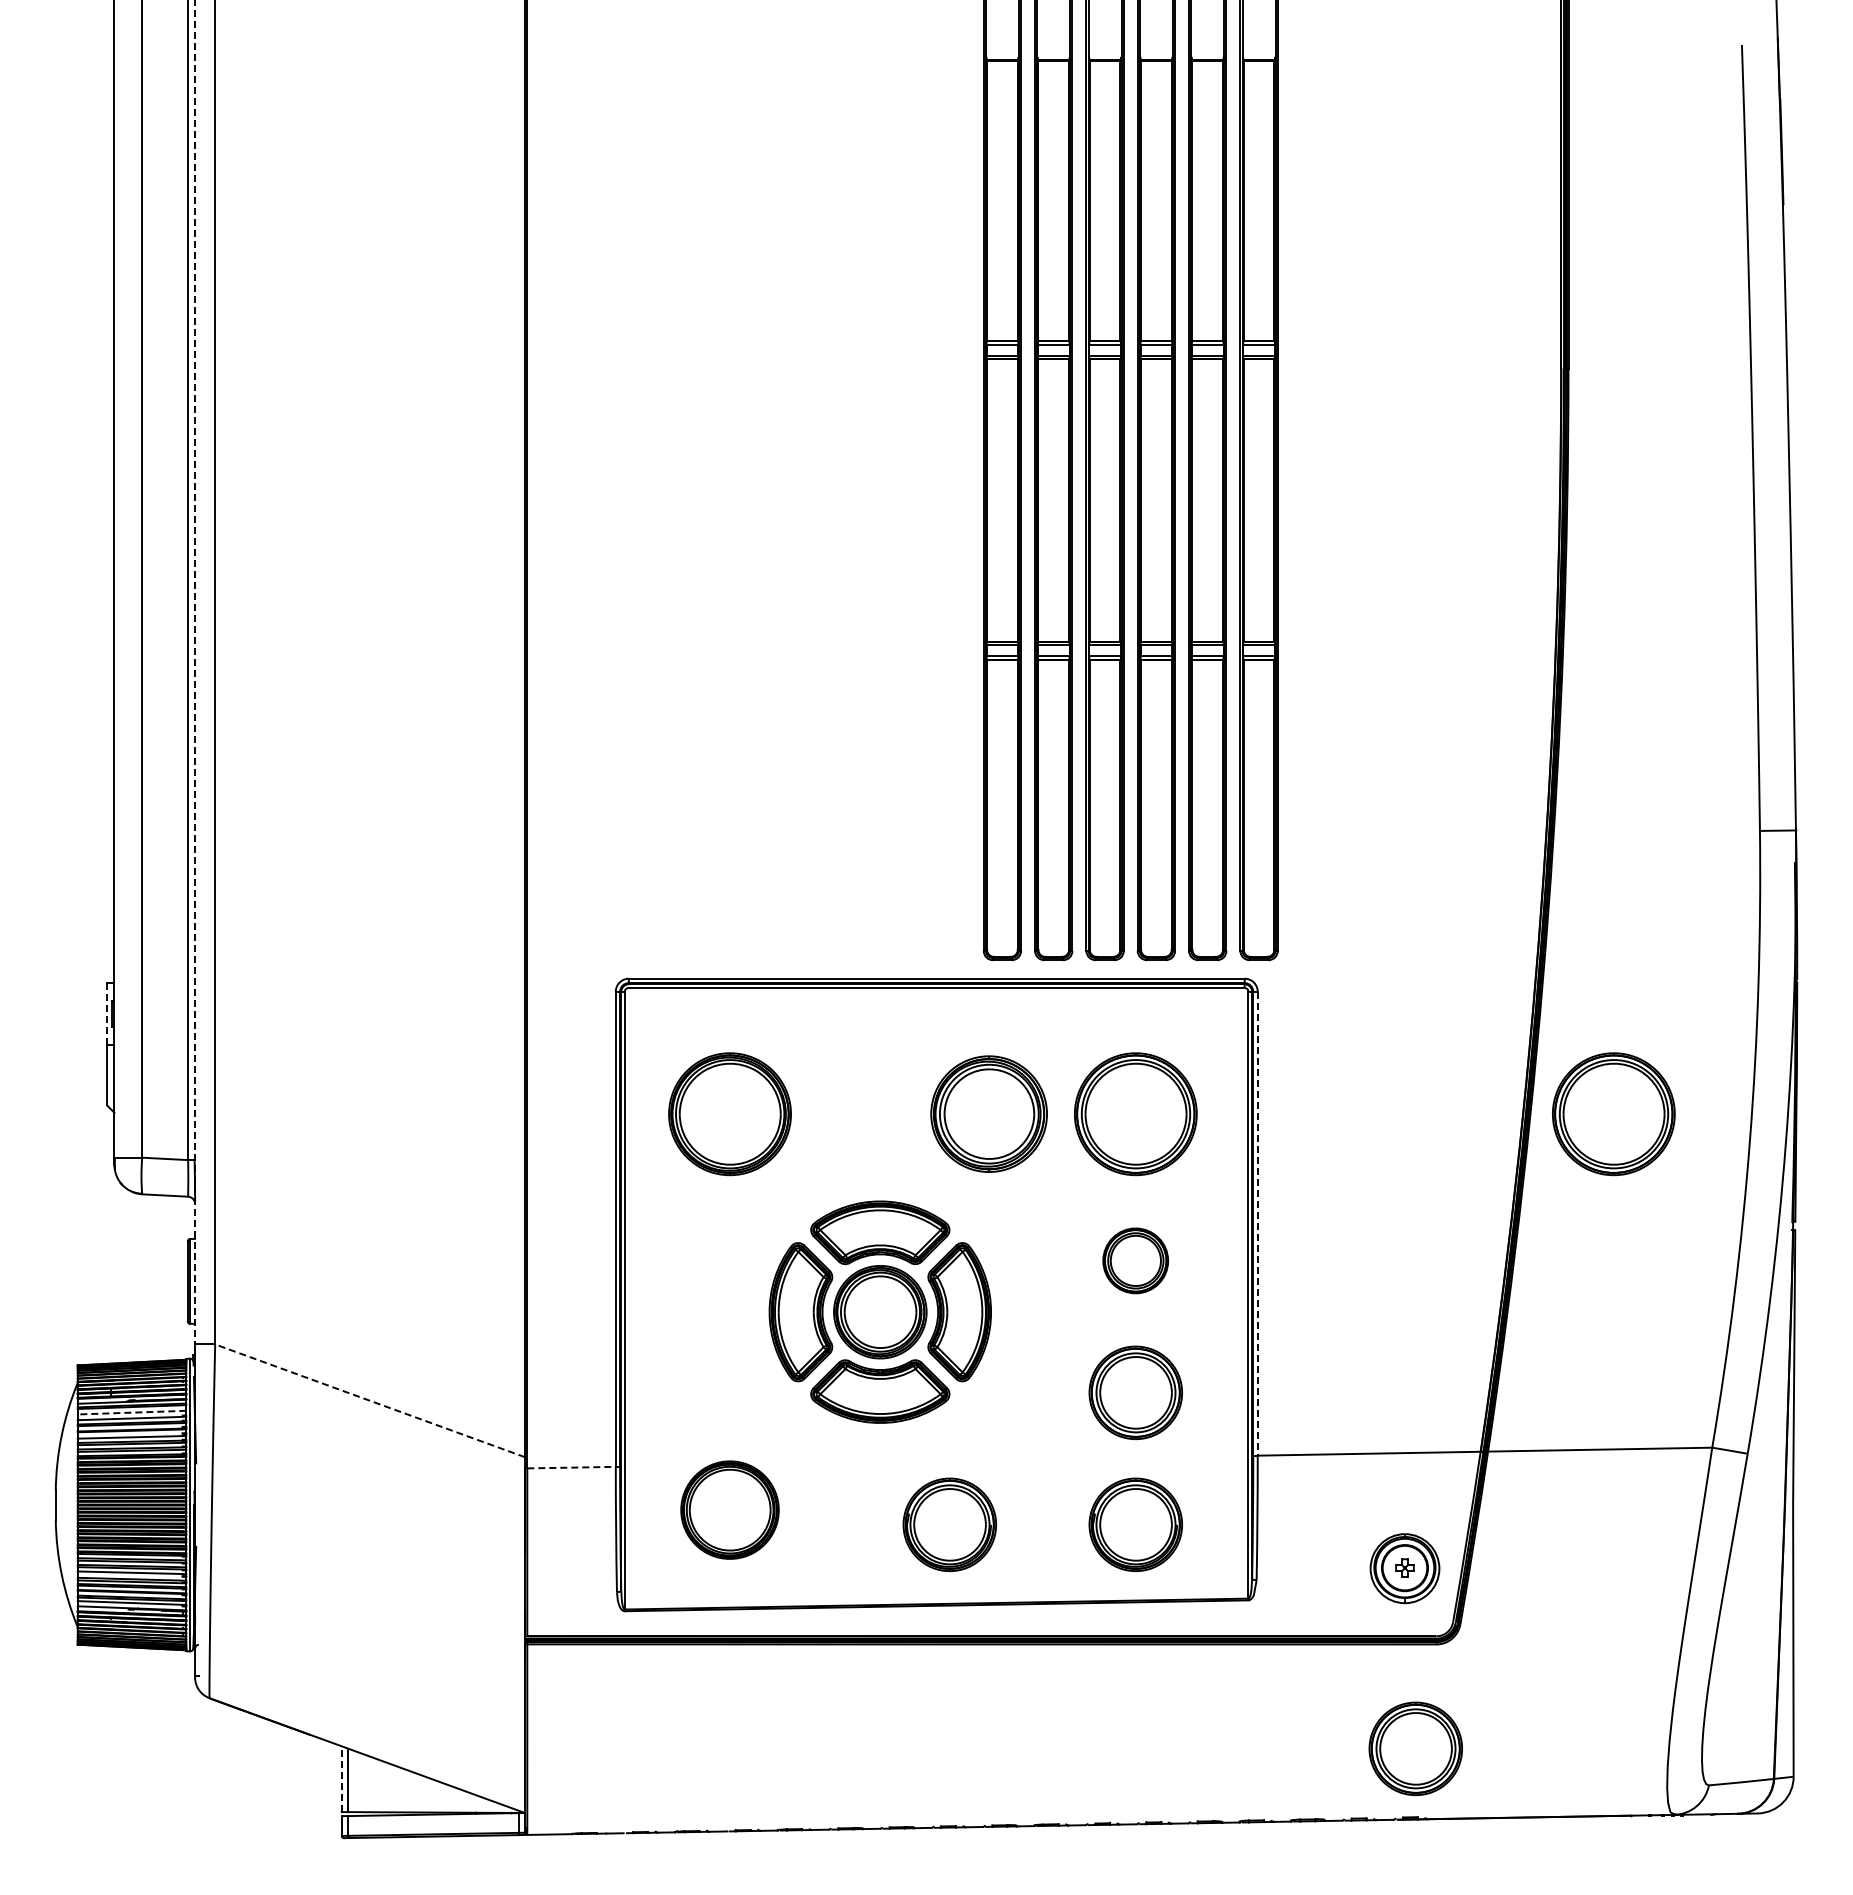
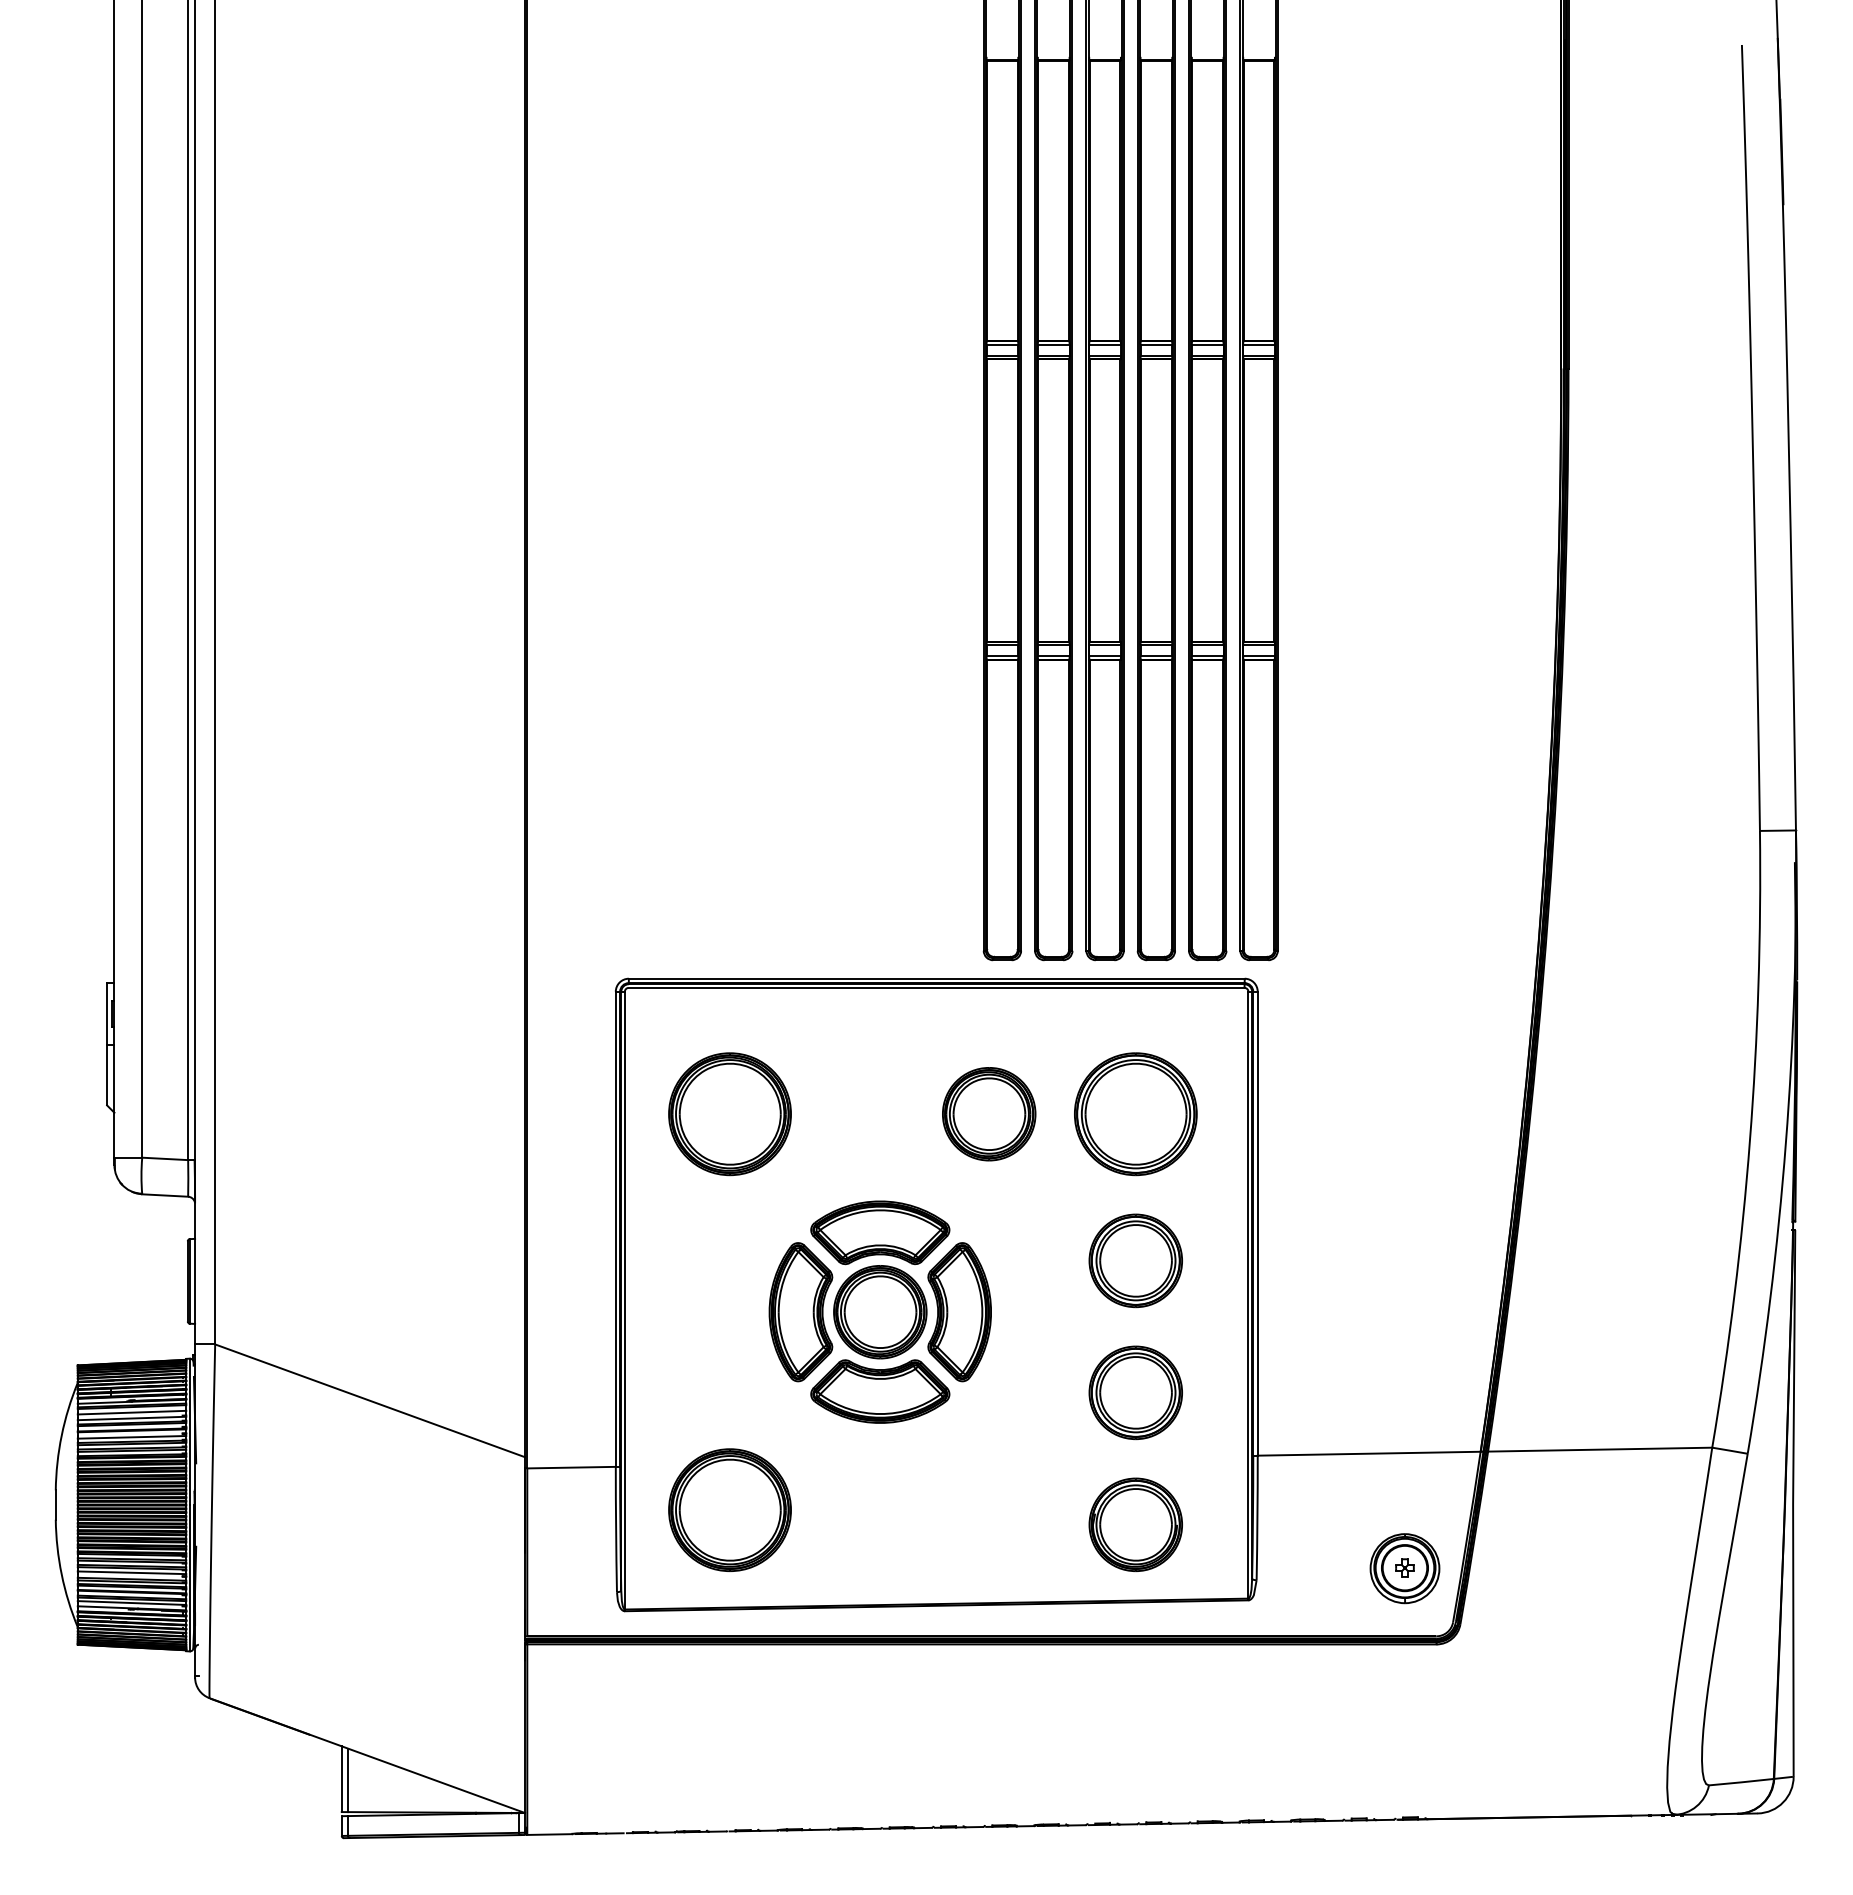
line: dashed -> solid (195, 672)
line: dashed -> solid (107, 1014)
part size: 118x118 px -> 95x95 px (989, 1114)
part: present -> none (1613, 1114)
line: dashed -> solid (1257, 1223)
part size: 67x68 px -> 95x96 px (1135, 1260)
line: dashed -> solid (370, 1400)
line: dashed -> solid (131, 1412)
line: dashed -> solid (572, 1467)
part size: 100x100 px -> 124x124 px (729, 1509)
part: present -> none (949, 1524)
part: present -> none (1415, 1748)
line: dashed -> solid (341, 1779)
